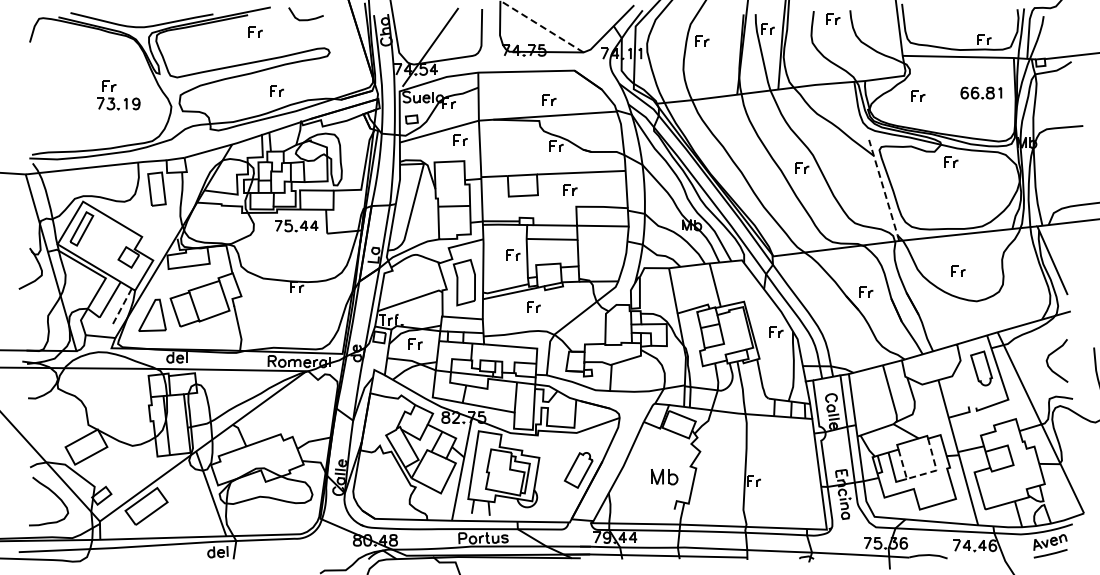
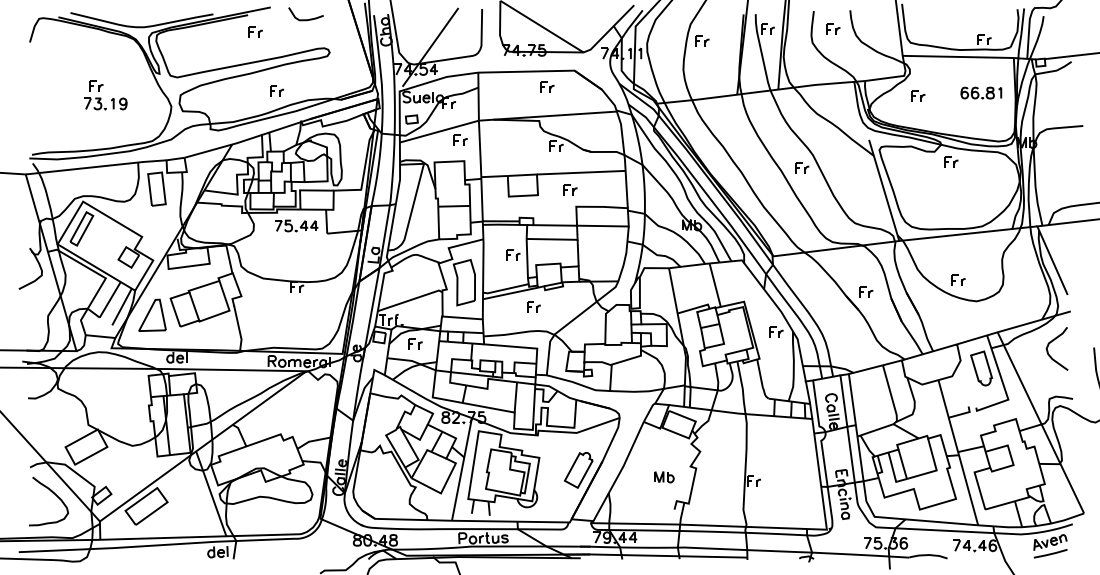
part position: (833, 18) -> (833, 28) (833, 28)
line: dashed -> solid (541, 26)
part position: (118, 95) -> (105, 95) (105, 95)
part position: (549, 99) -> (547, 86) (547, 86)
line: dashed -> solid (884, 190)
part position: (958, 270) -> (958, 279) (958, 279)
line: dashed -> solid (122, 307)
curve position: (1053, 353) -> (1053, 341) (1053, 341)
line: dashed -> solid (923, 474)
part size: 28x17 px -> 21x13 px (664, 477)
